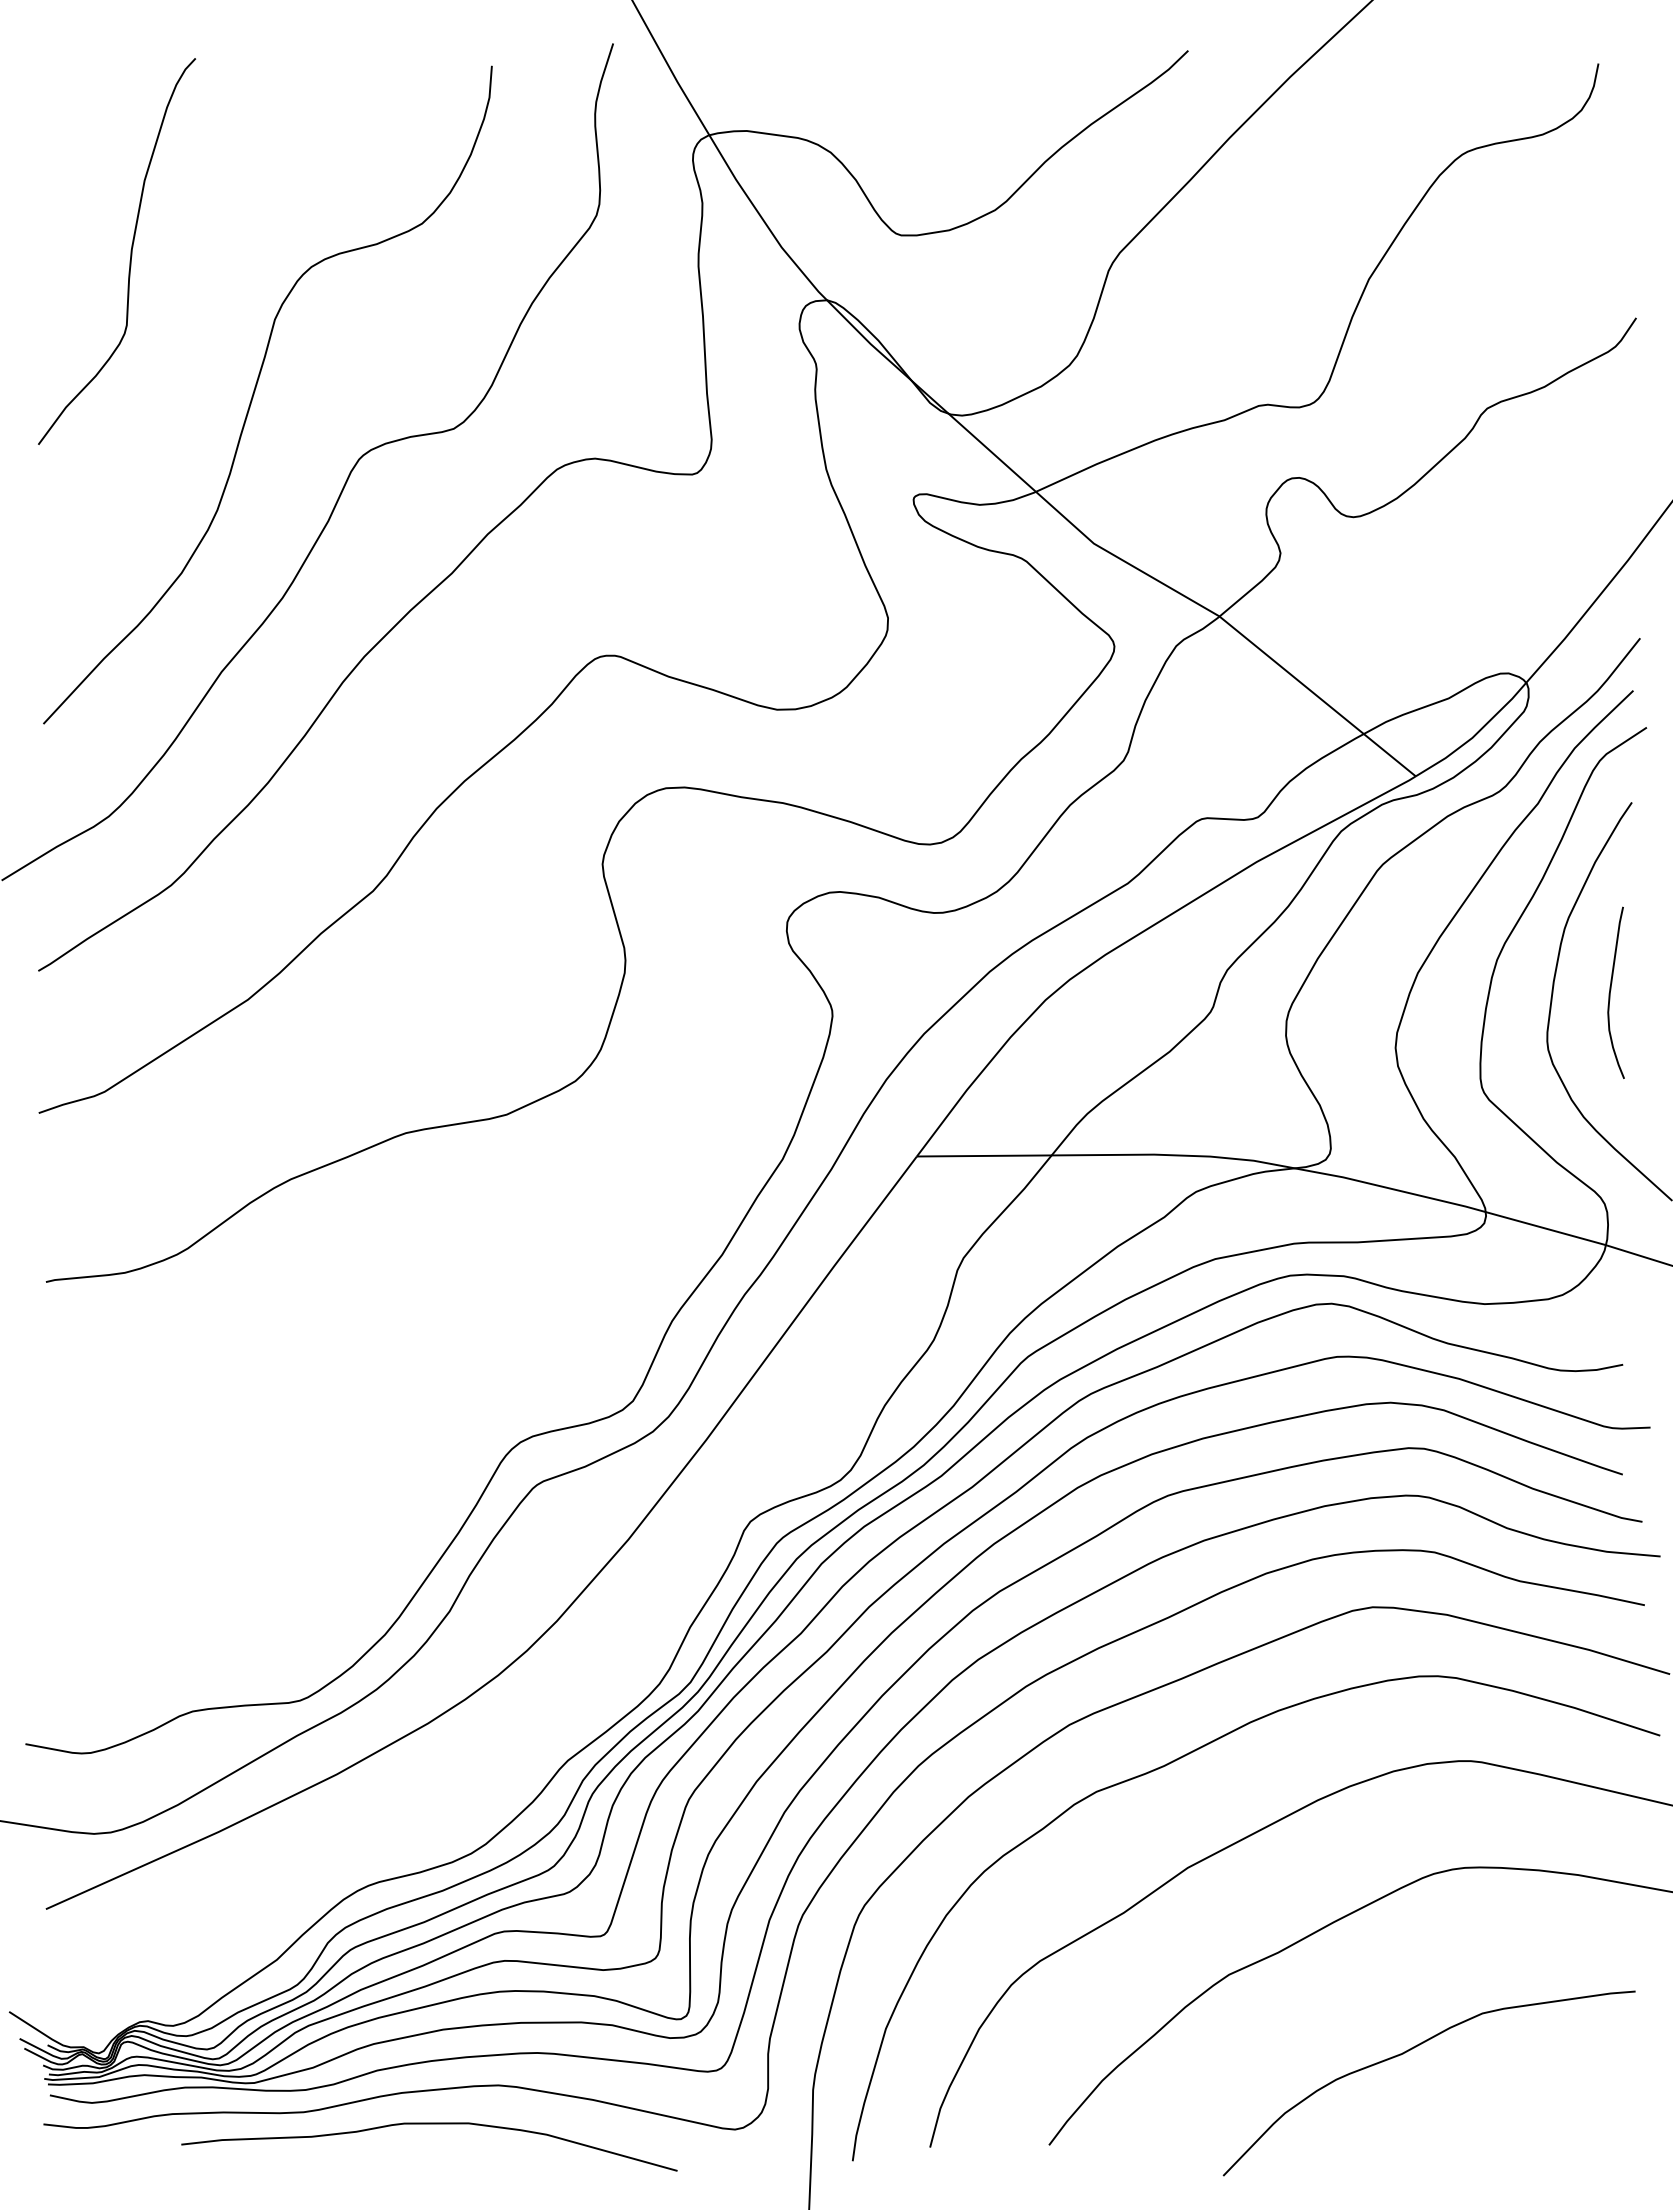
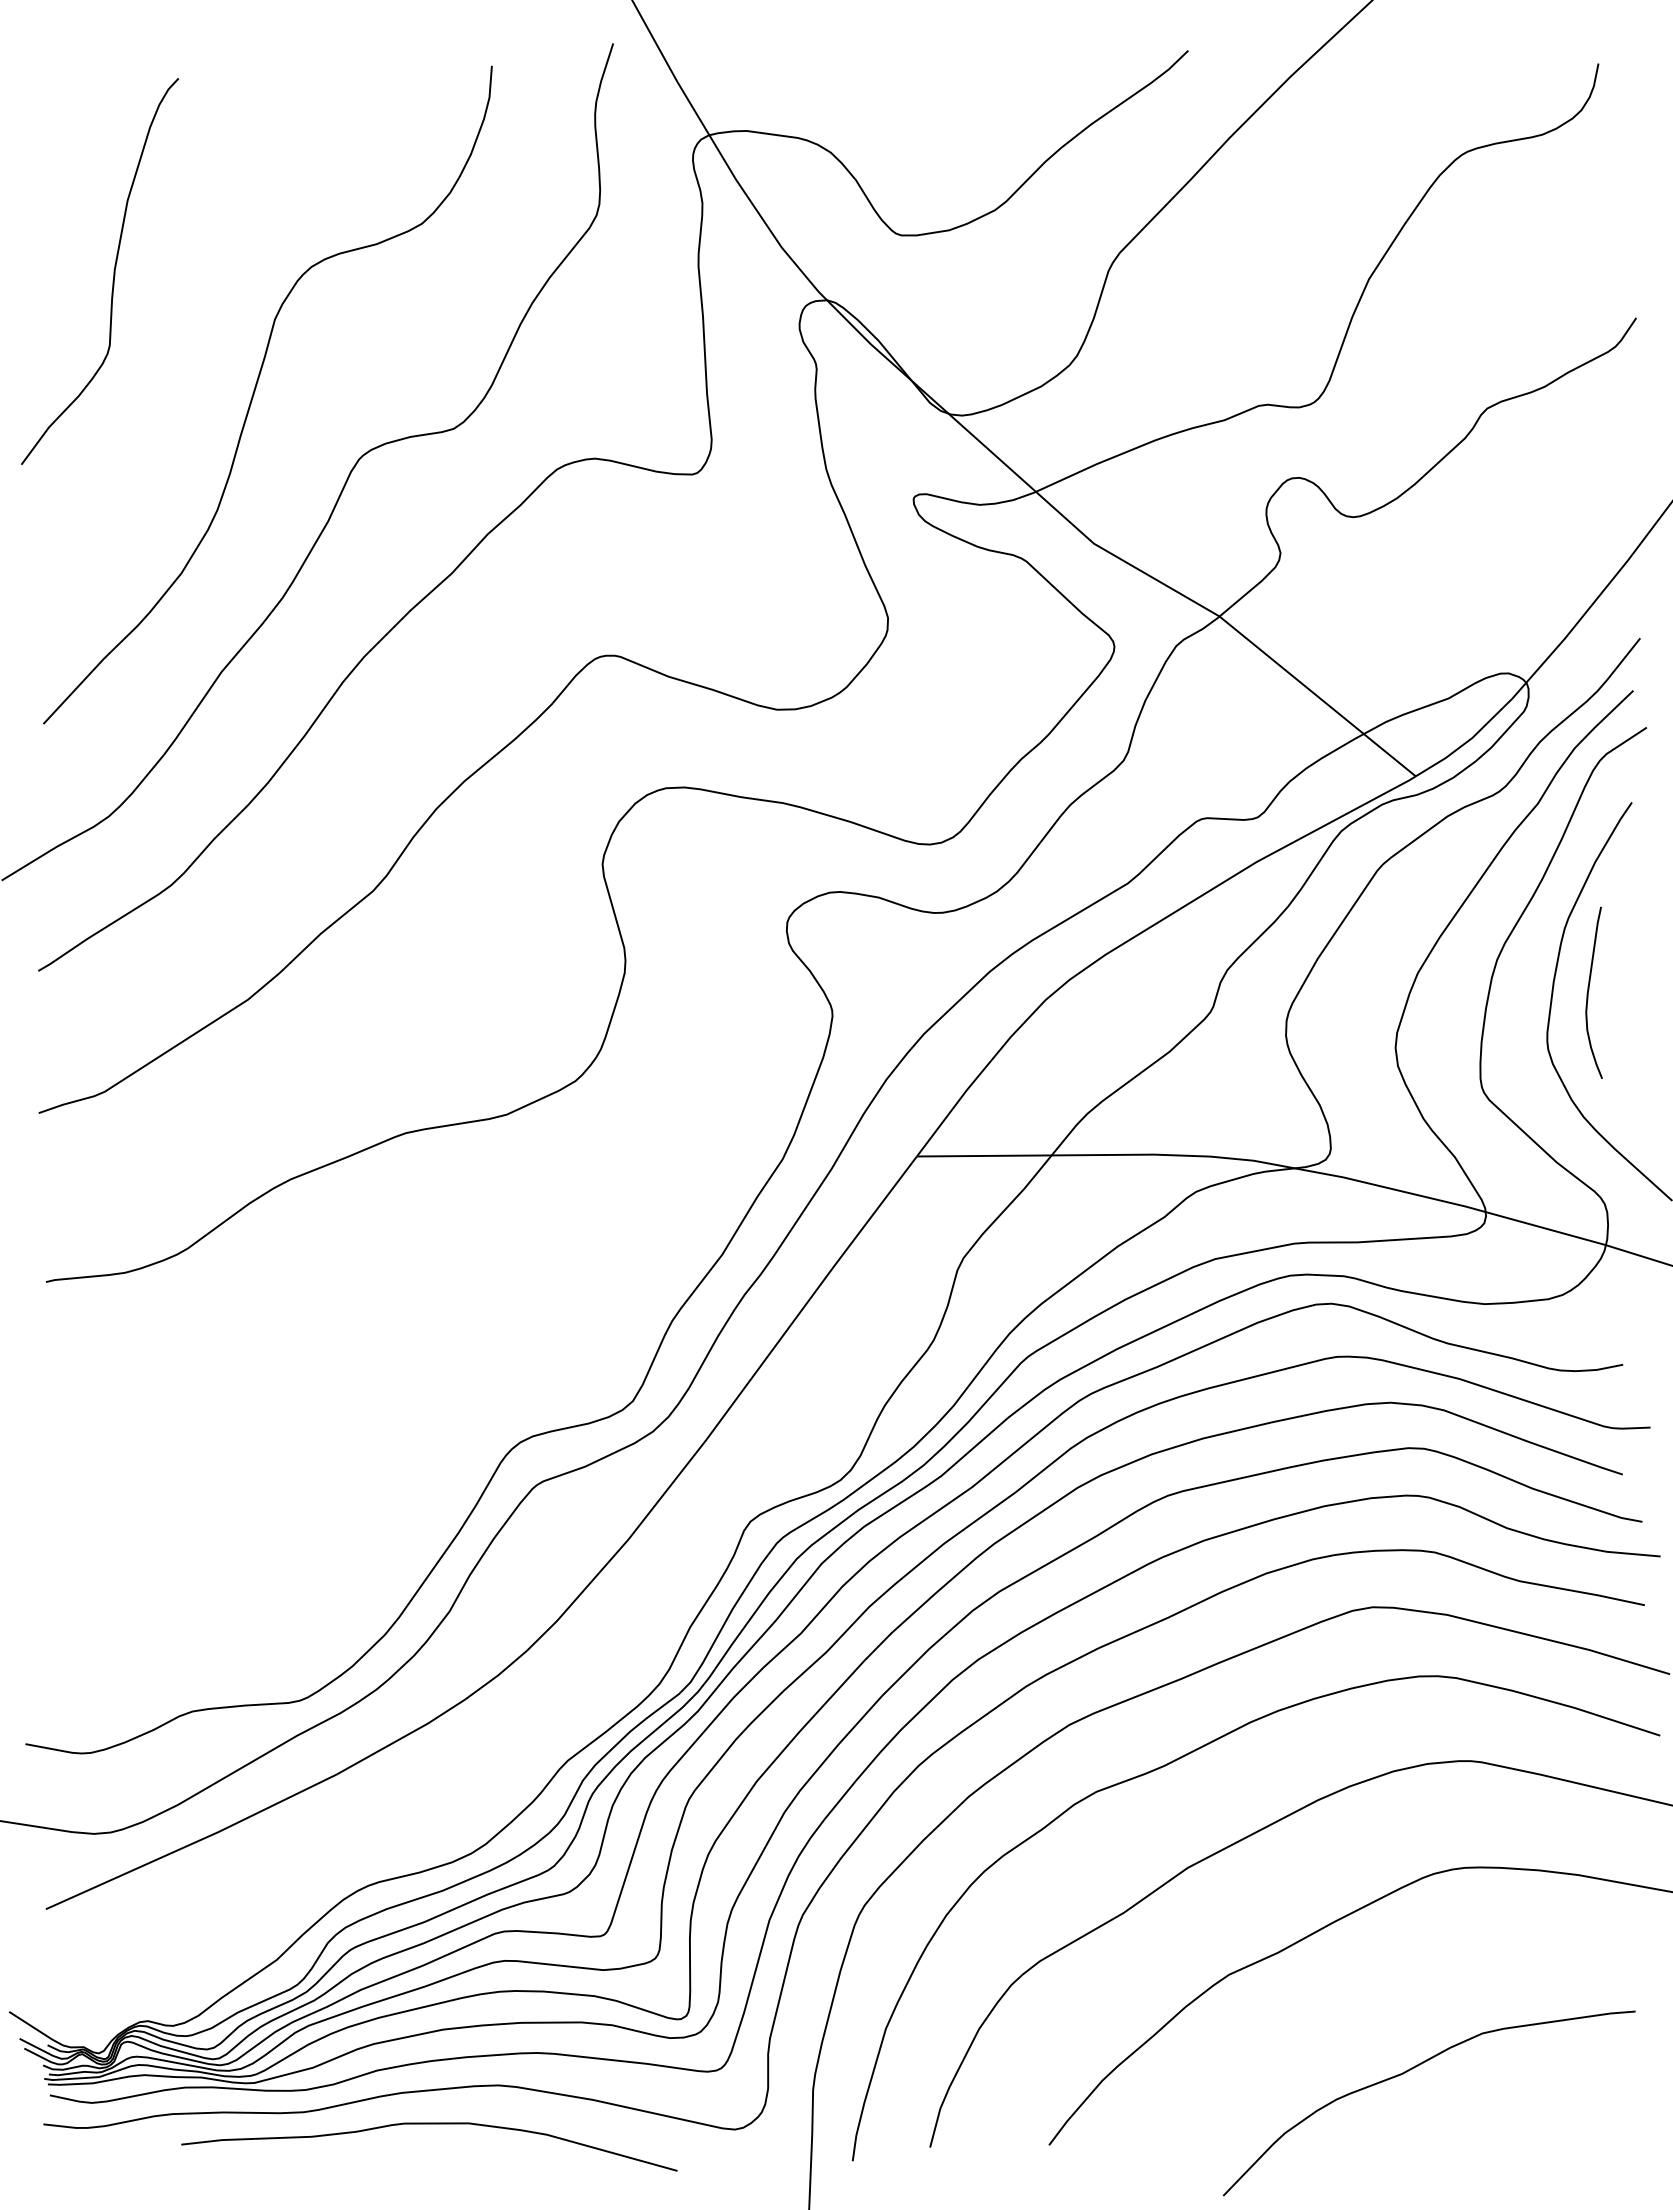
curve position: (130, 251) -> (113, 271) (113, 271)
curve position: (1611, 990) -> (1589, 990) (1589, 990)
curve position: (1407, 2052) -> (1407, 2072) (1407, 2072)
